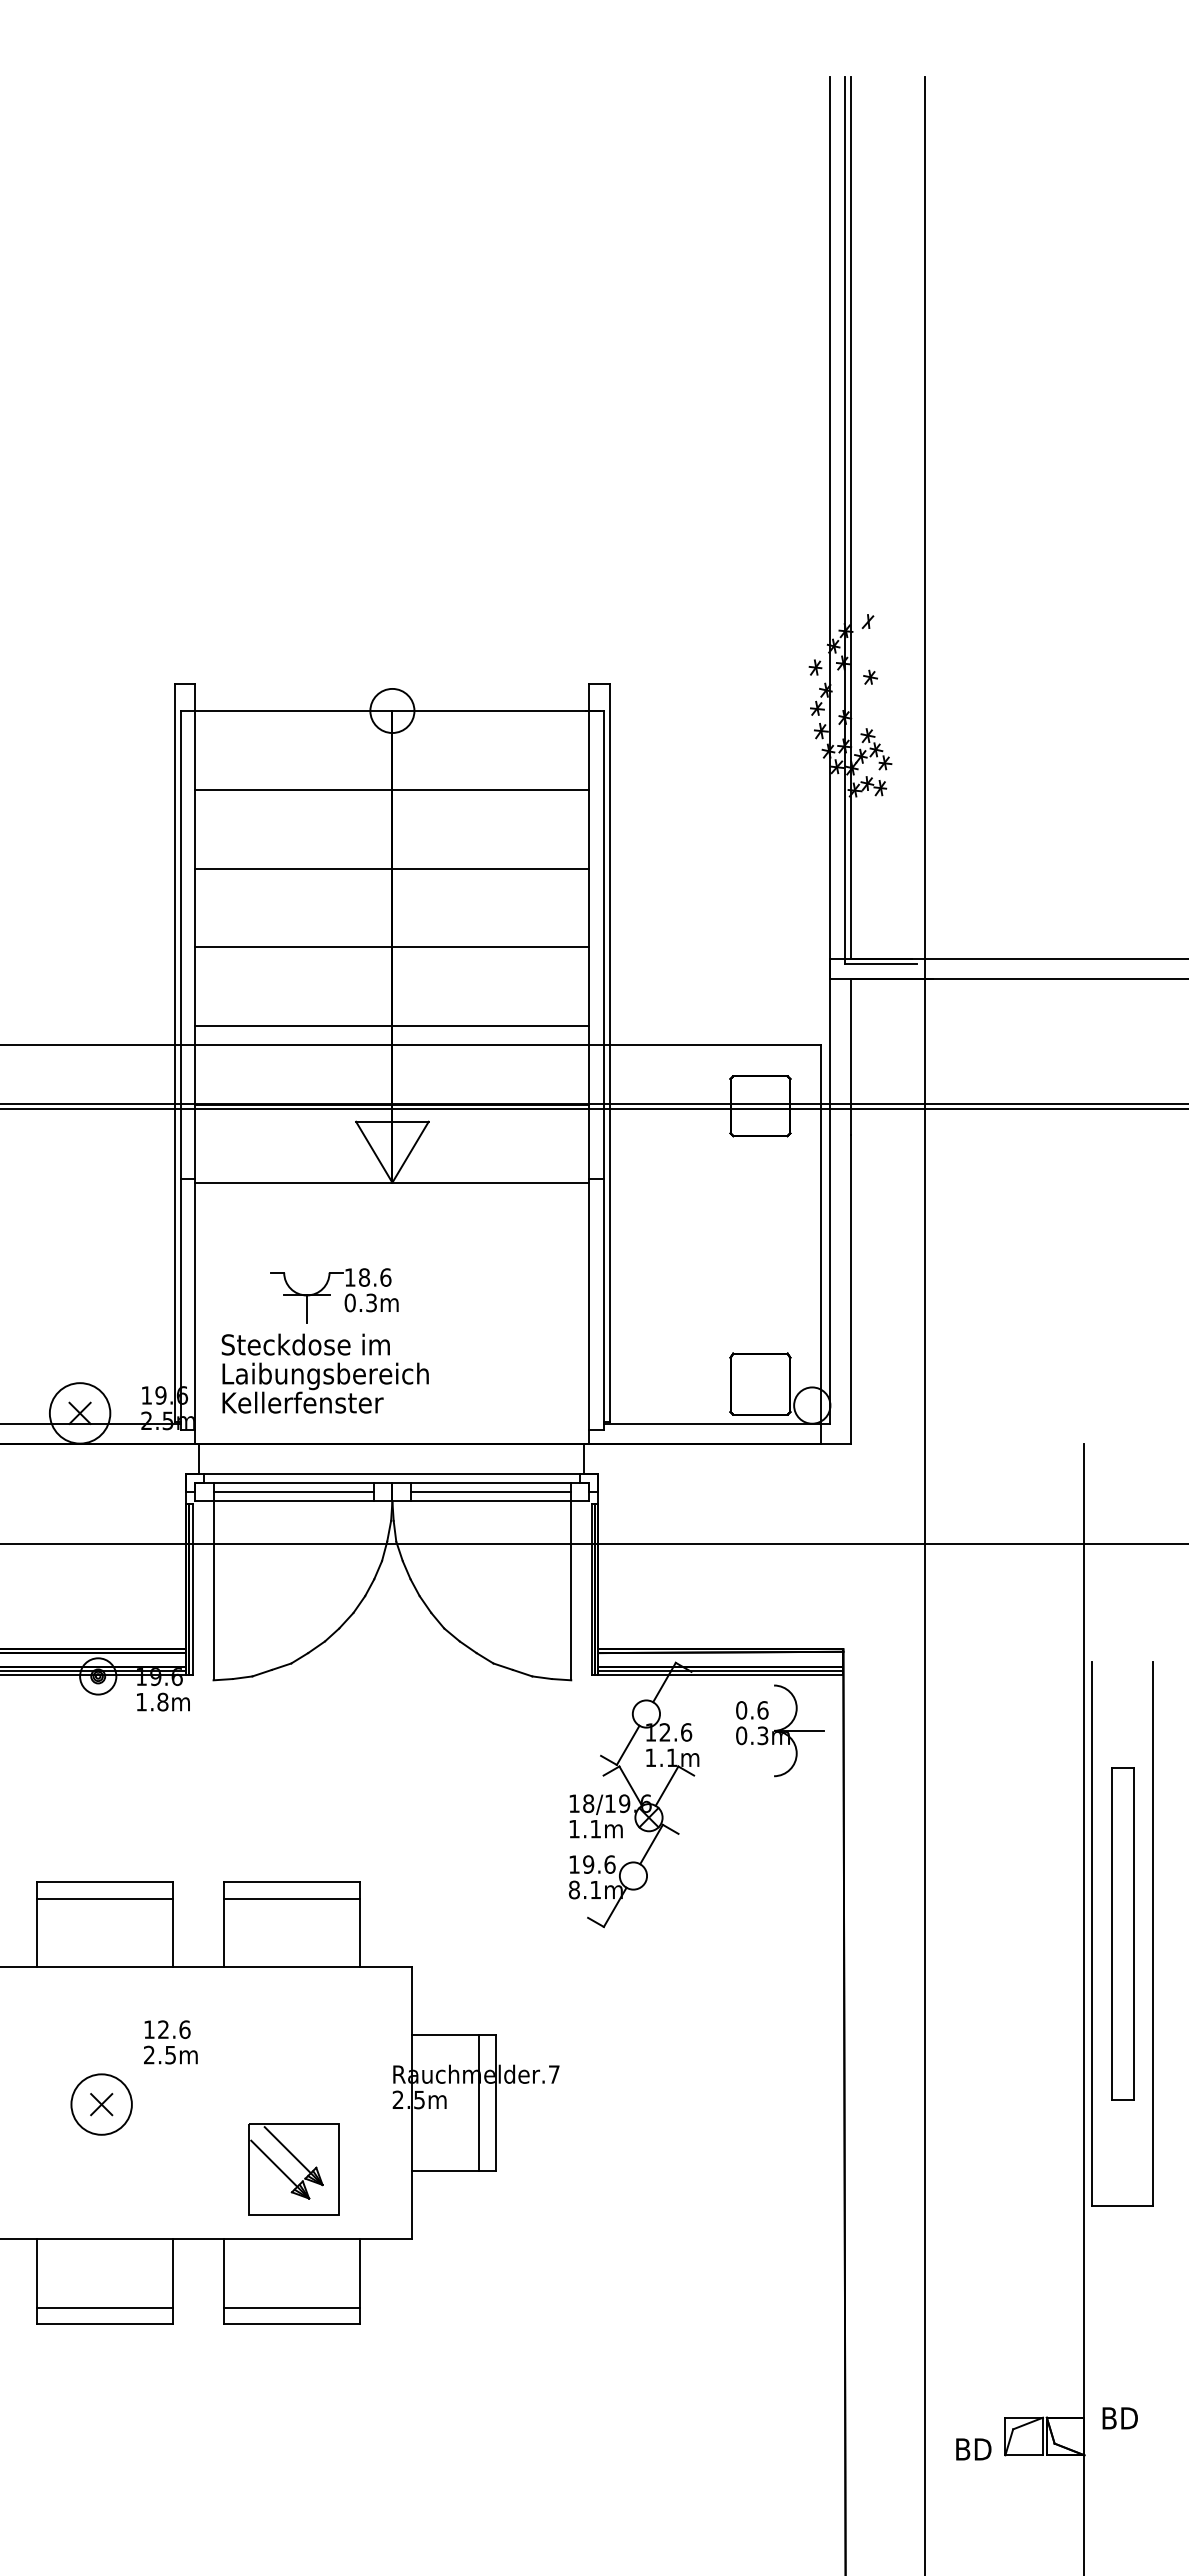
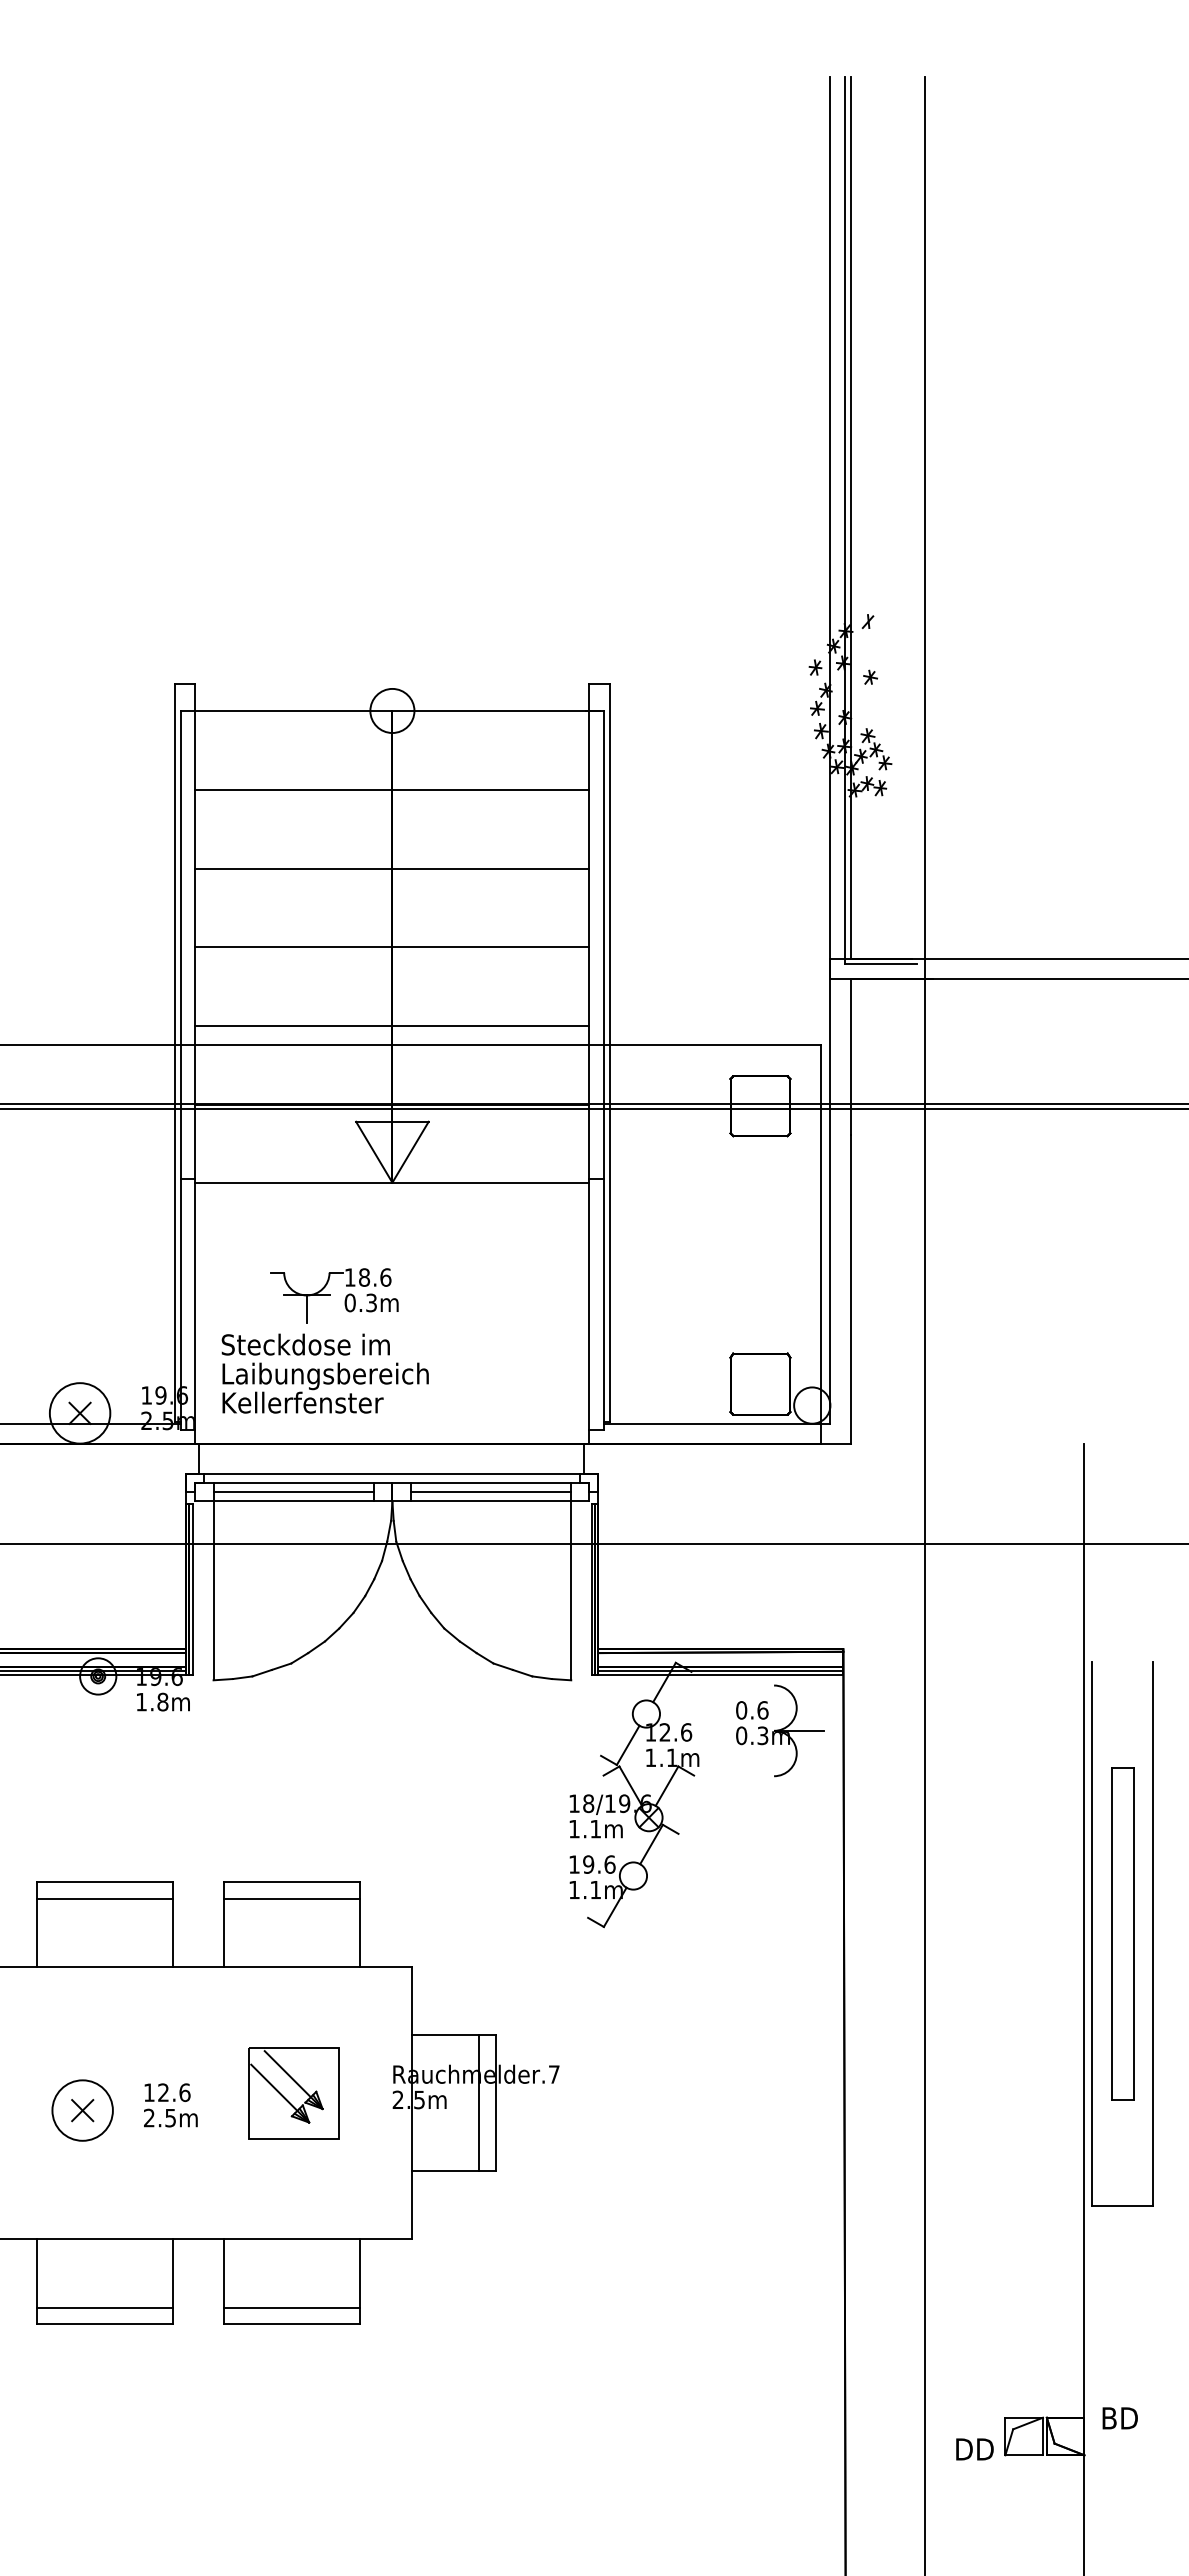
text: 8.1m -> 1.1m (574, 1889)
text position: (170, 2042) -> (170, 2105) (170, 2105)
part position: (101, 2104) -> (82, 2110) (82, 2110)
part position: (293, 2169) -> (293, 2093) (293, 2093)
text: BD -> DD (976, 2449)
